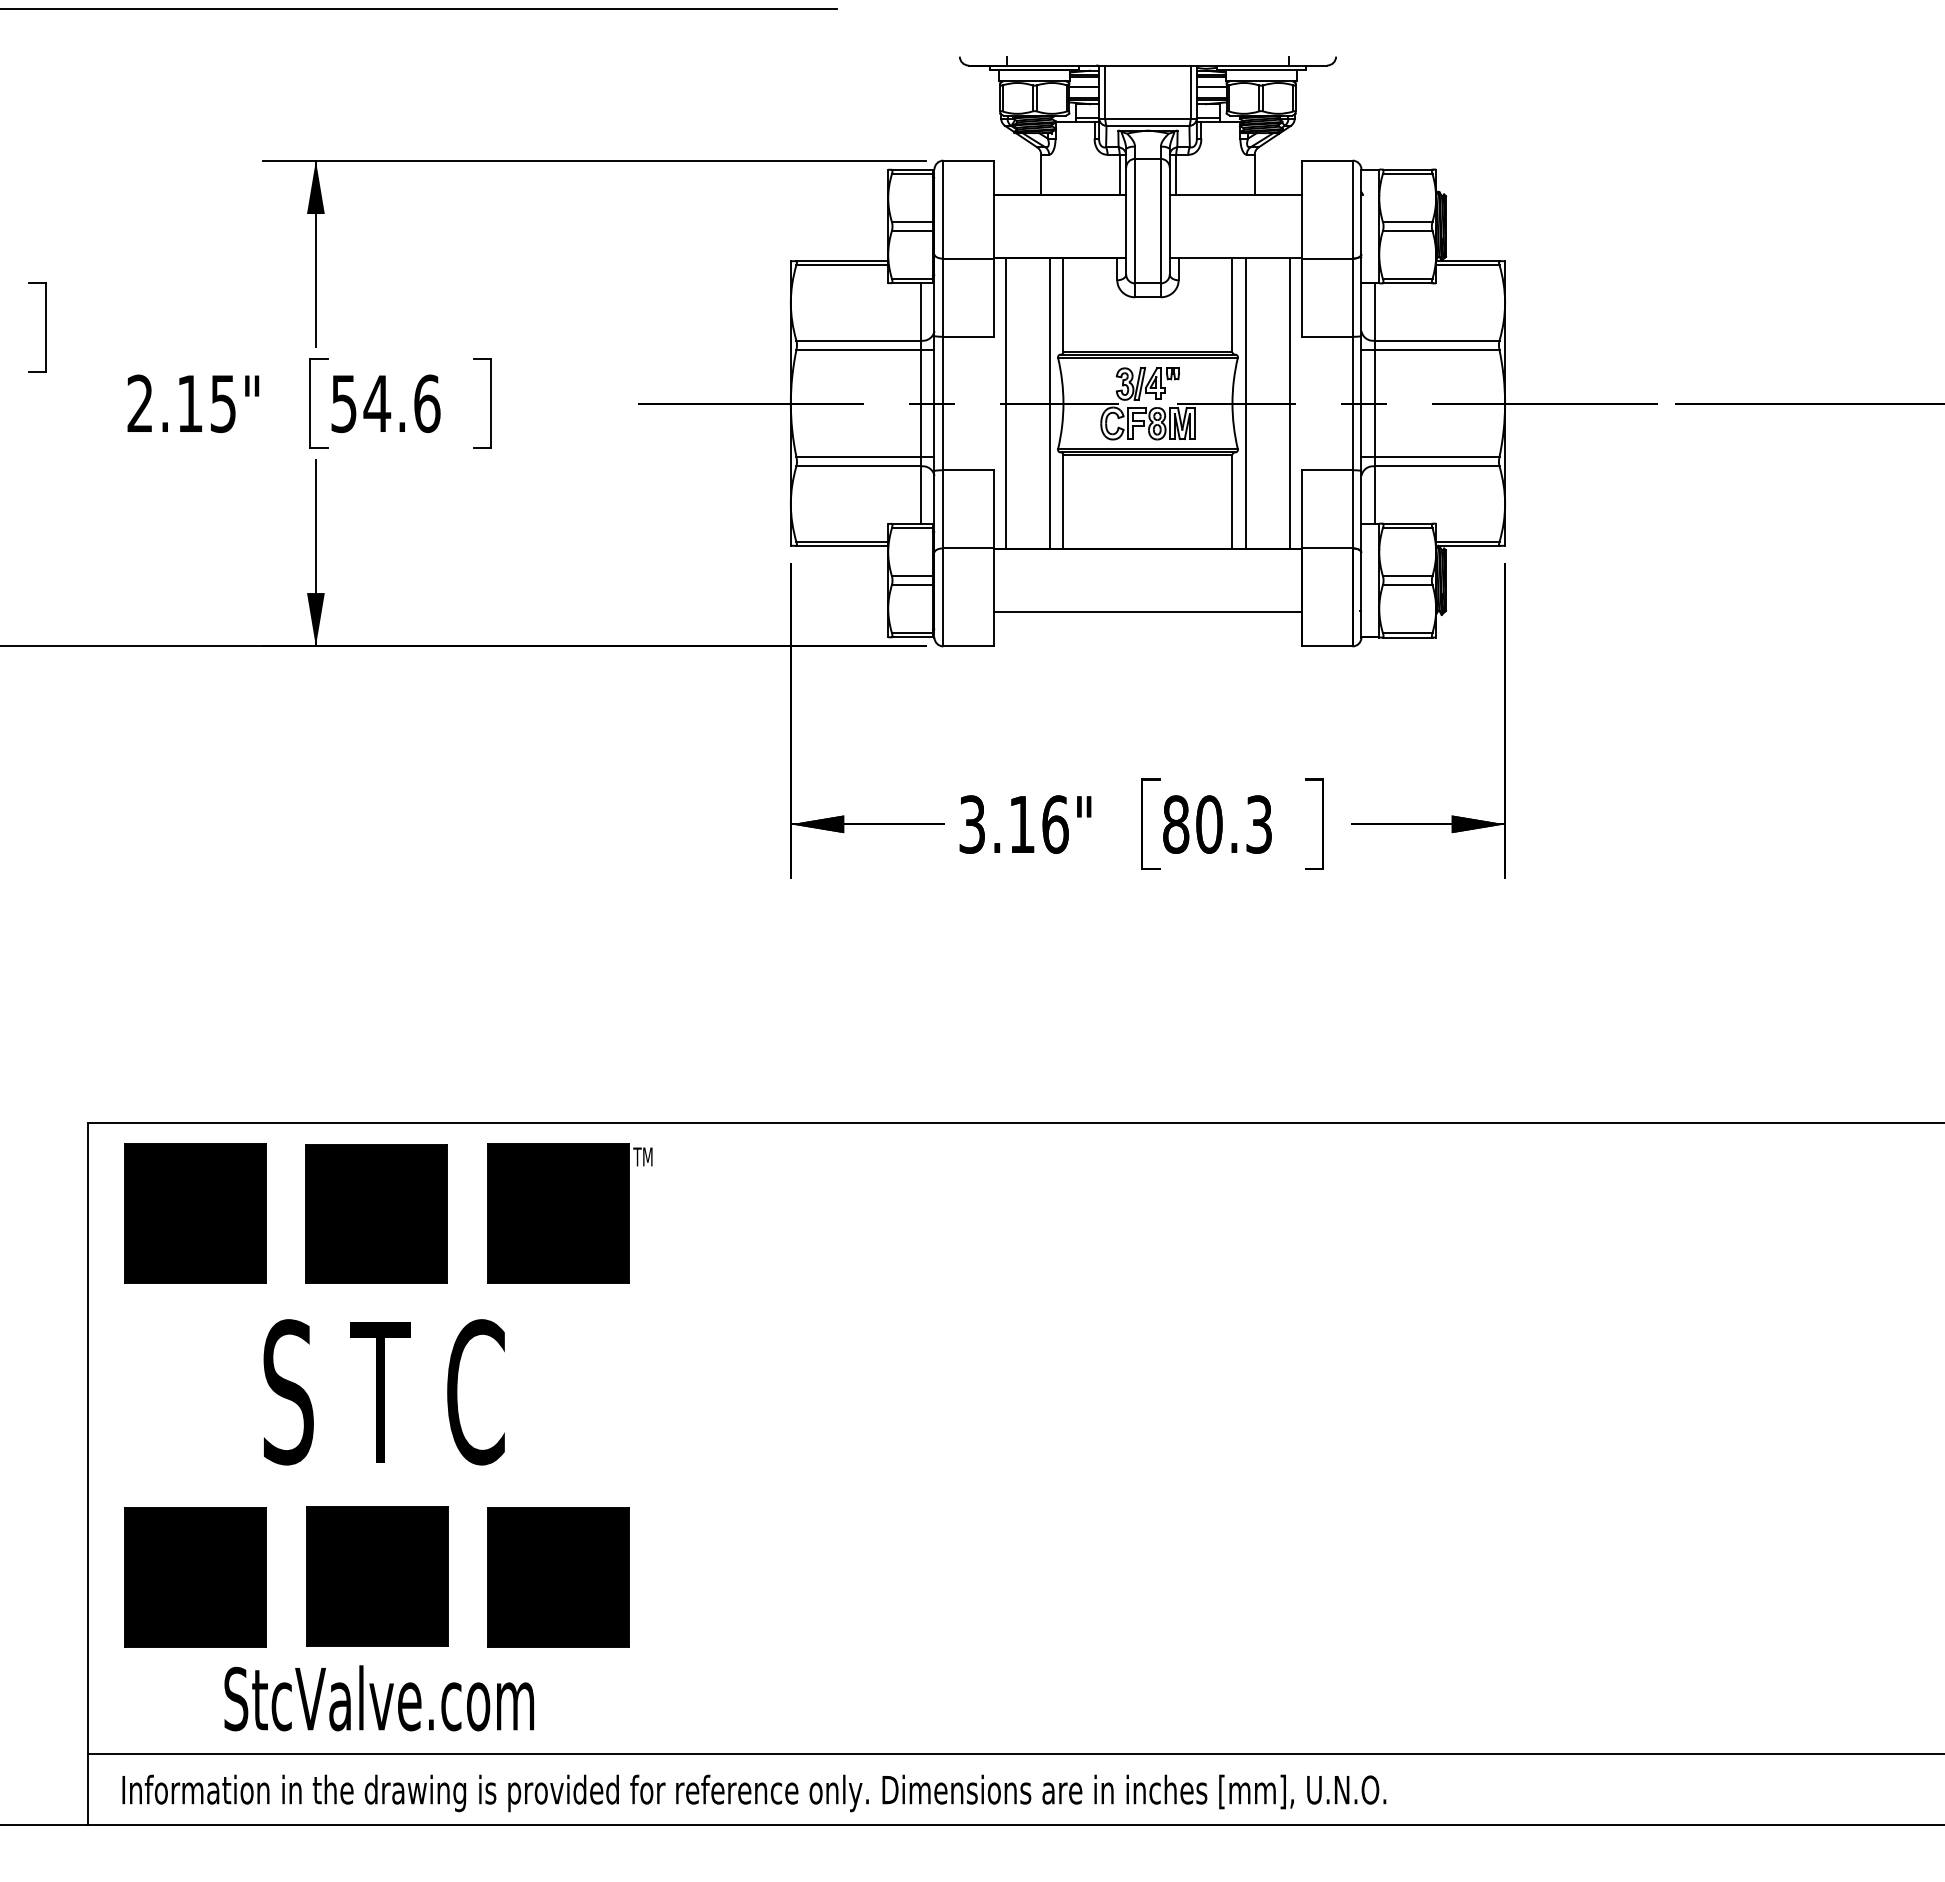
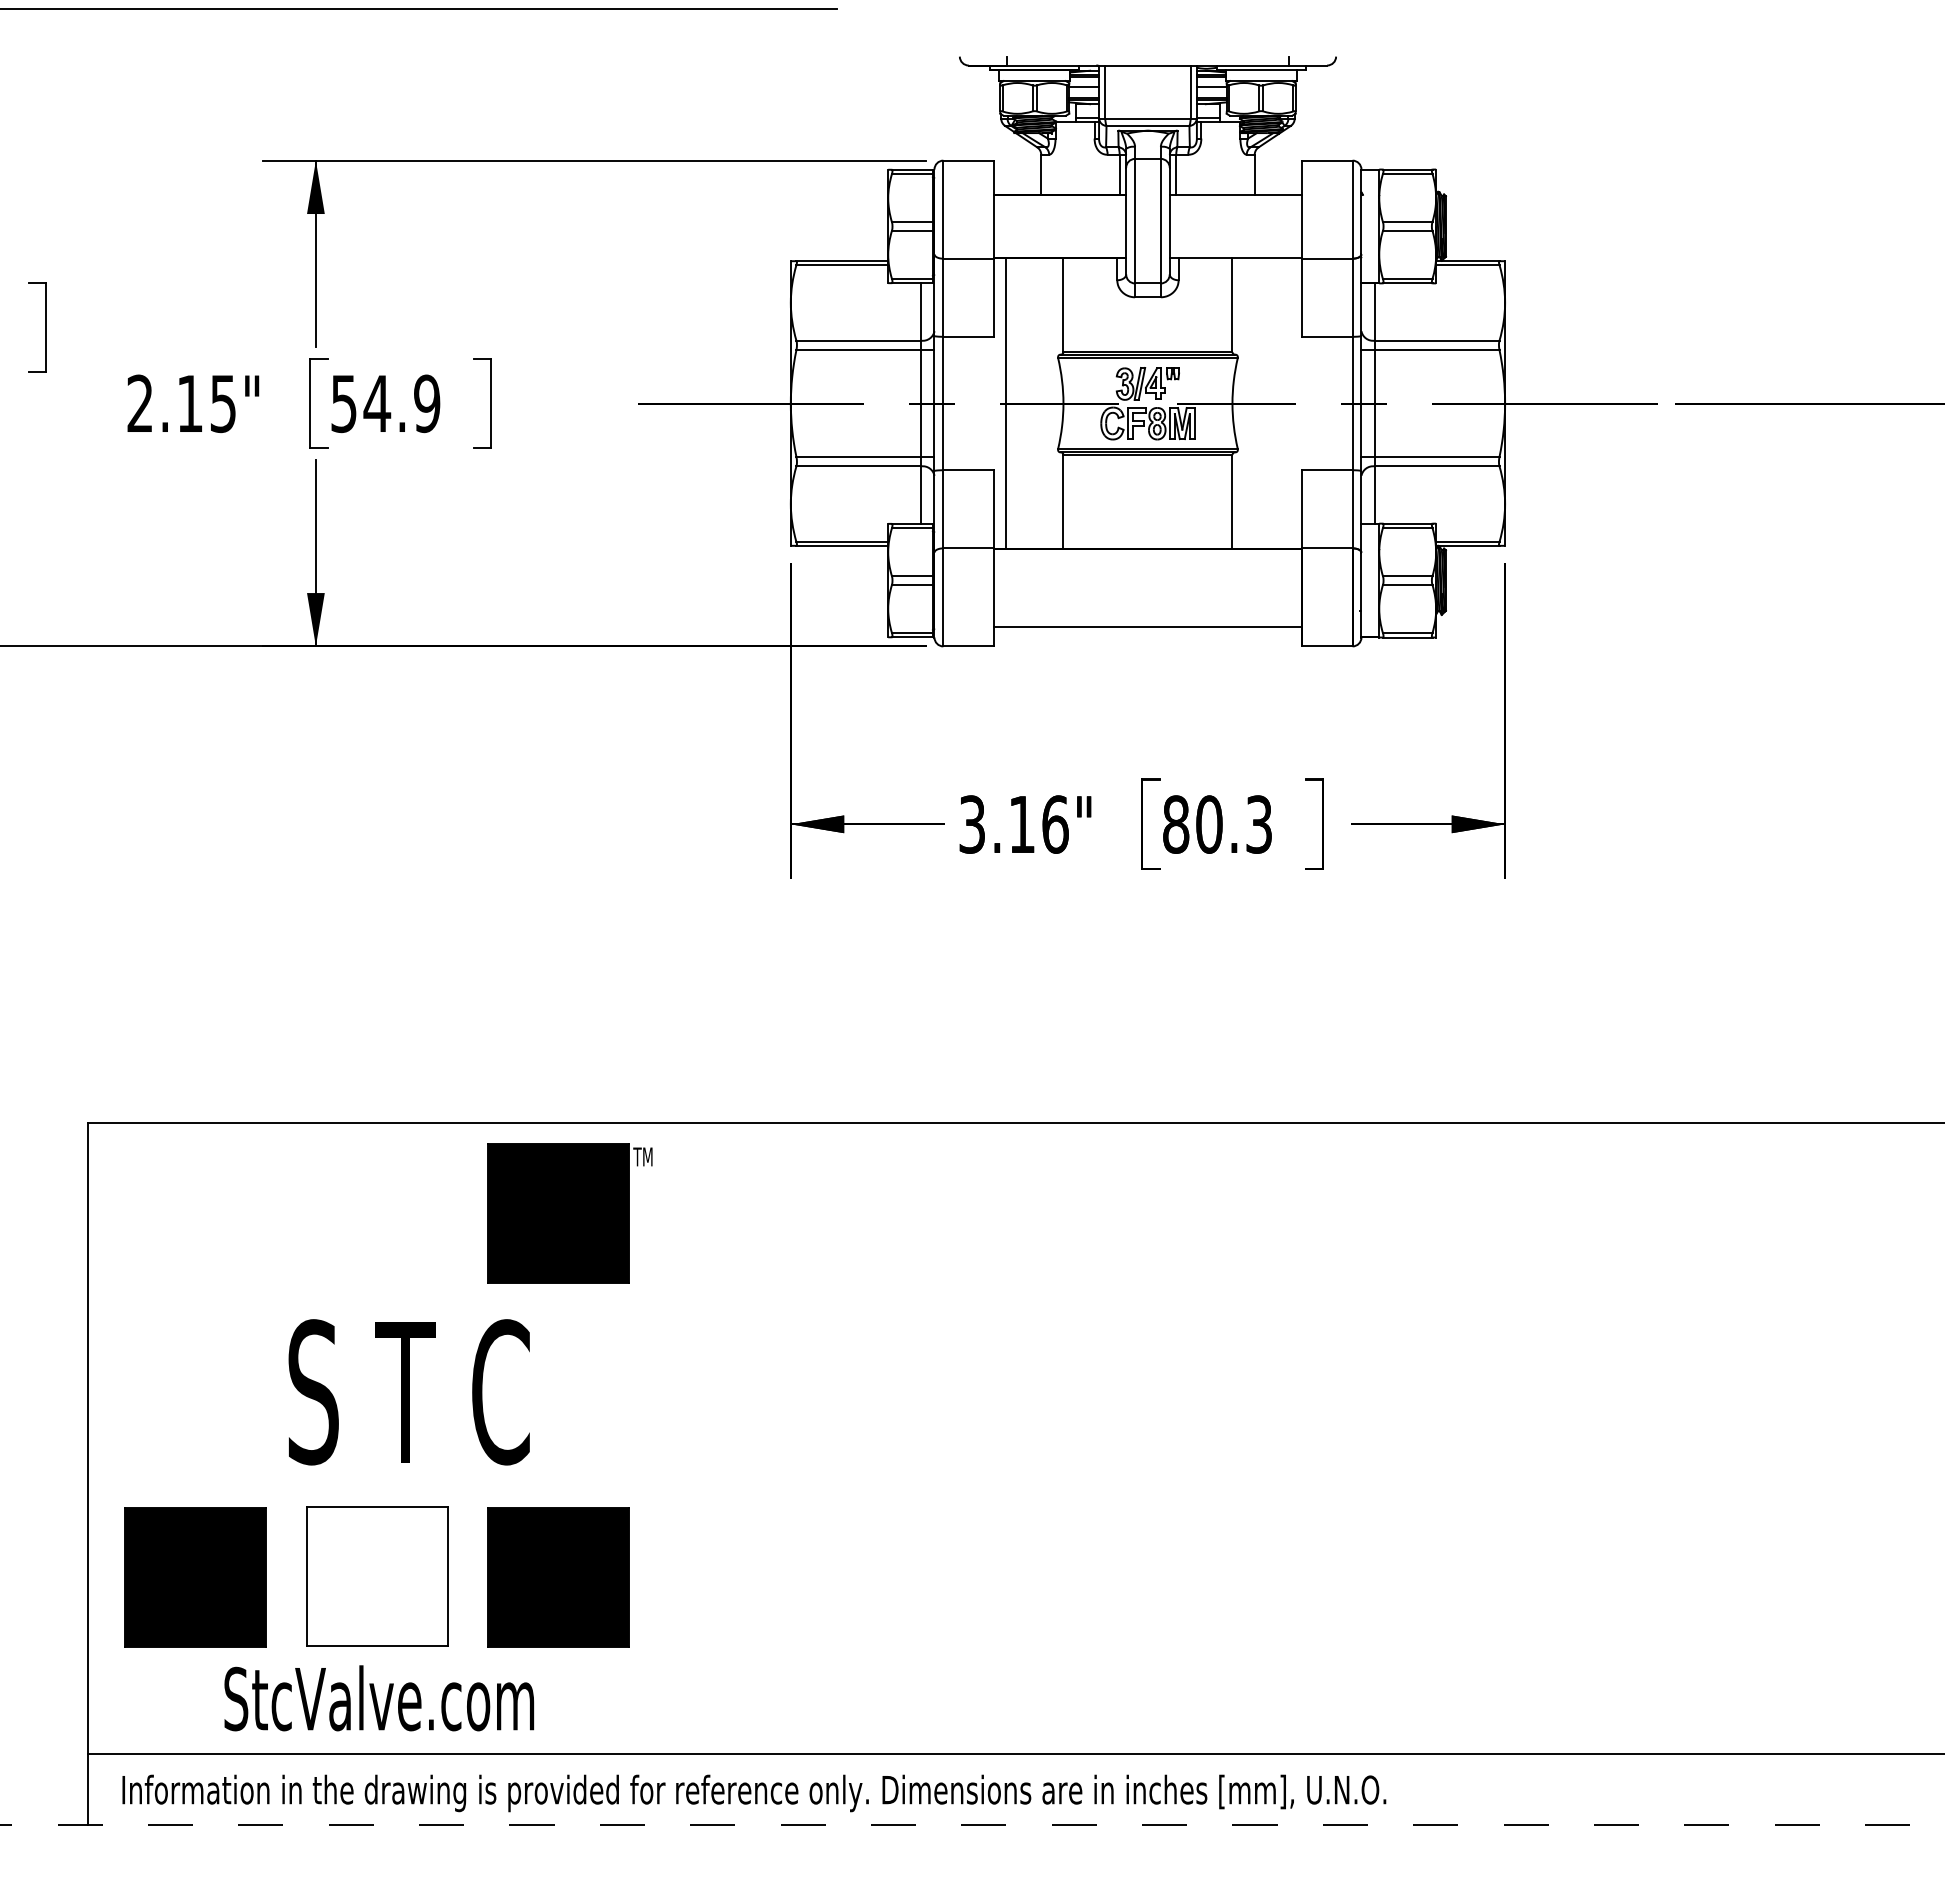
text: 54.6 -> 54.9 (427, 403)
line: present -> none (1050, 403)
line: present -> none (1245, 403)
line: present -> none (1290, 403)
line position: (1147, 611) -> (1147, 626) (1147, 626)
part: present -> none (195, 1213)
part: present -> none (376, 1213)
text position: (383, 1392) -> (408, 1392) (408, 1392)
fill: present -> none (377, 1576)
line: solid -> dashed (972, 1825)
